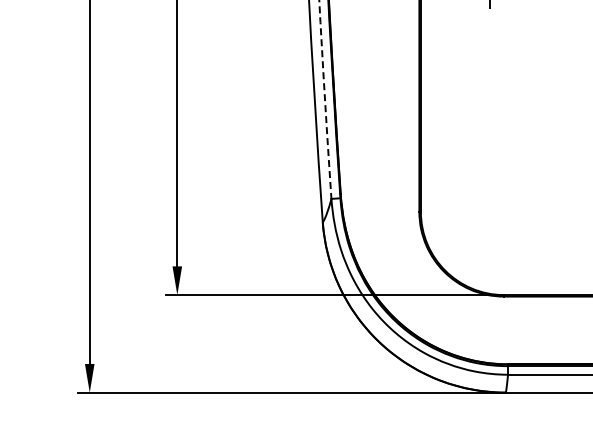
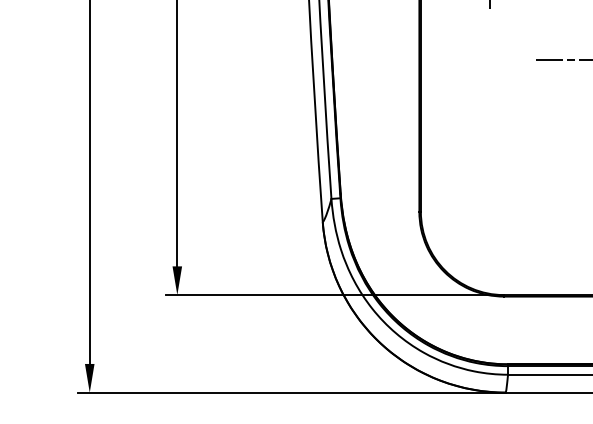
line: none -> present (562, 59)
arc: dashed -> solid (325, 99)
